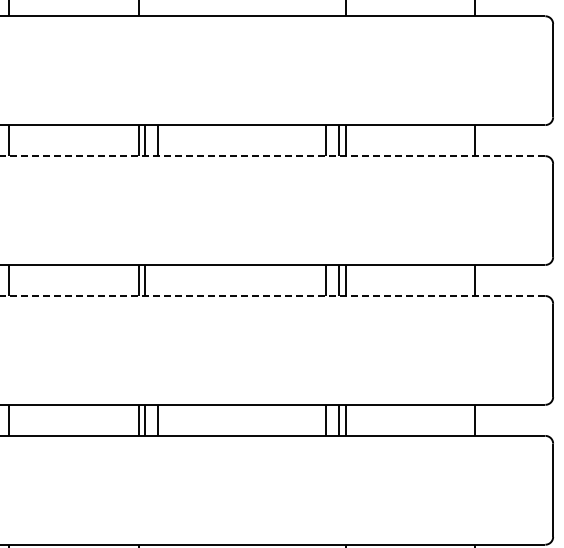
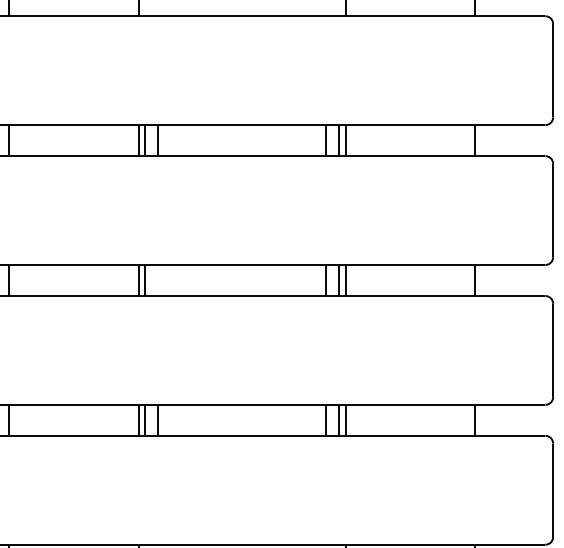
line: dashed -> solid (272, 156)
line: dashed -> solid (272, 296)
